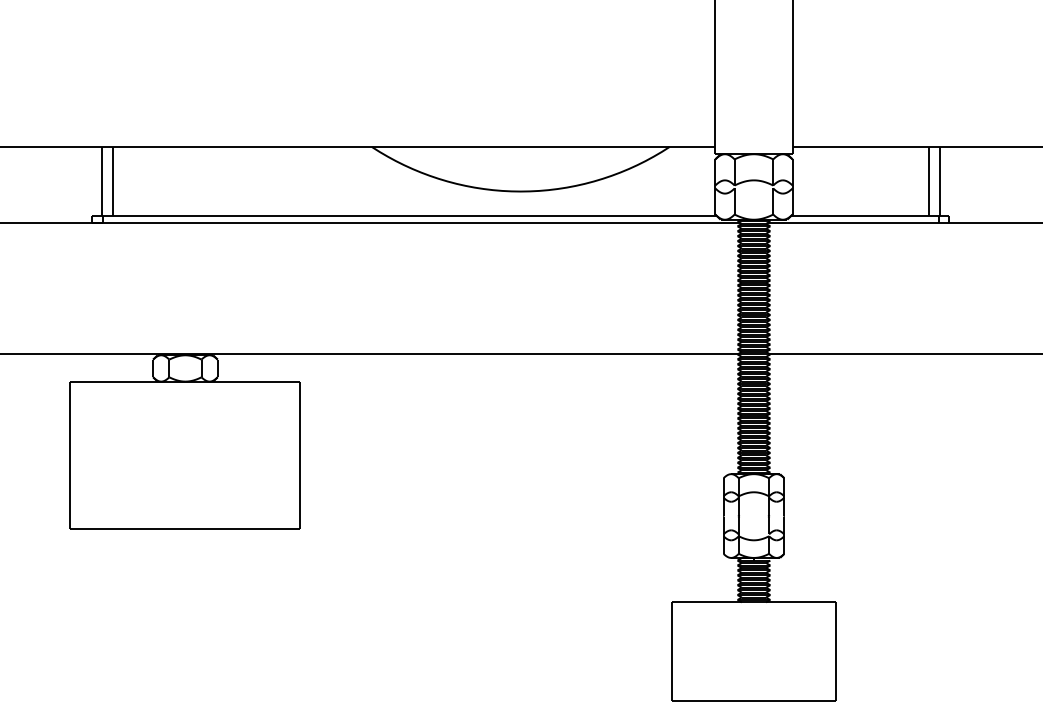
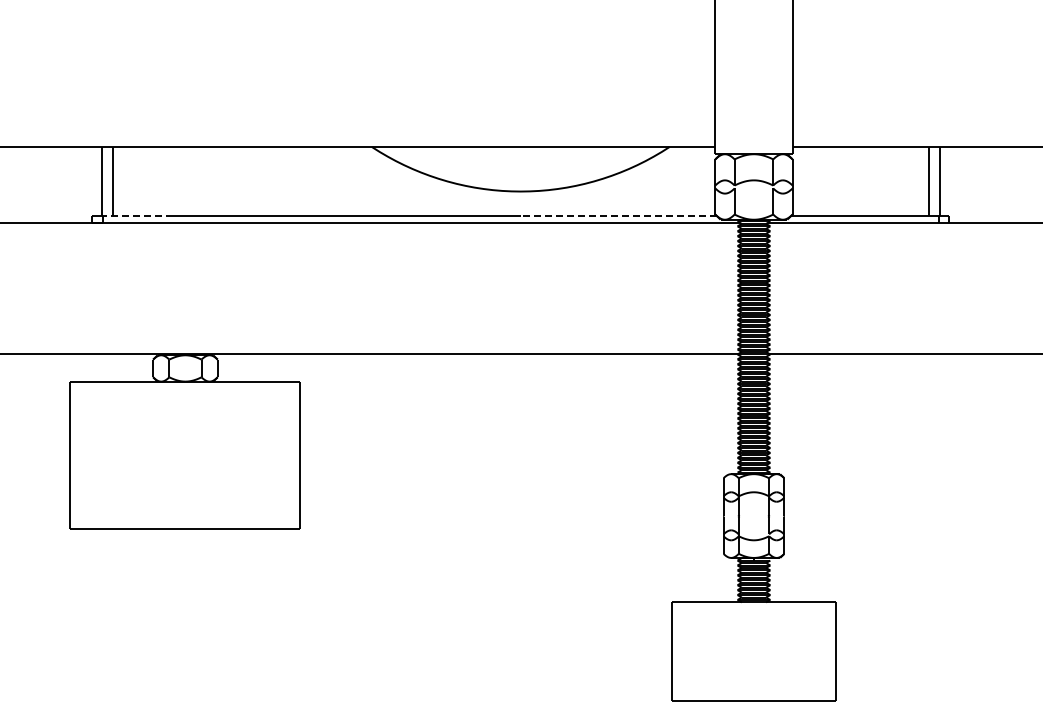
line: solid -> dashed (137, 216)
line: solid -> dashed (618, 216)
